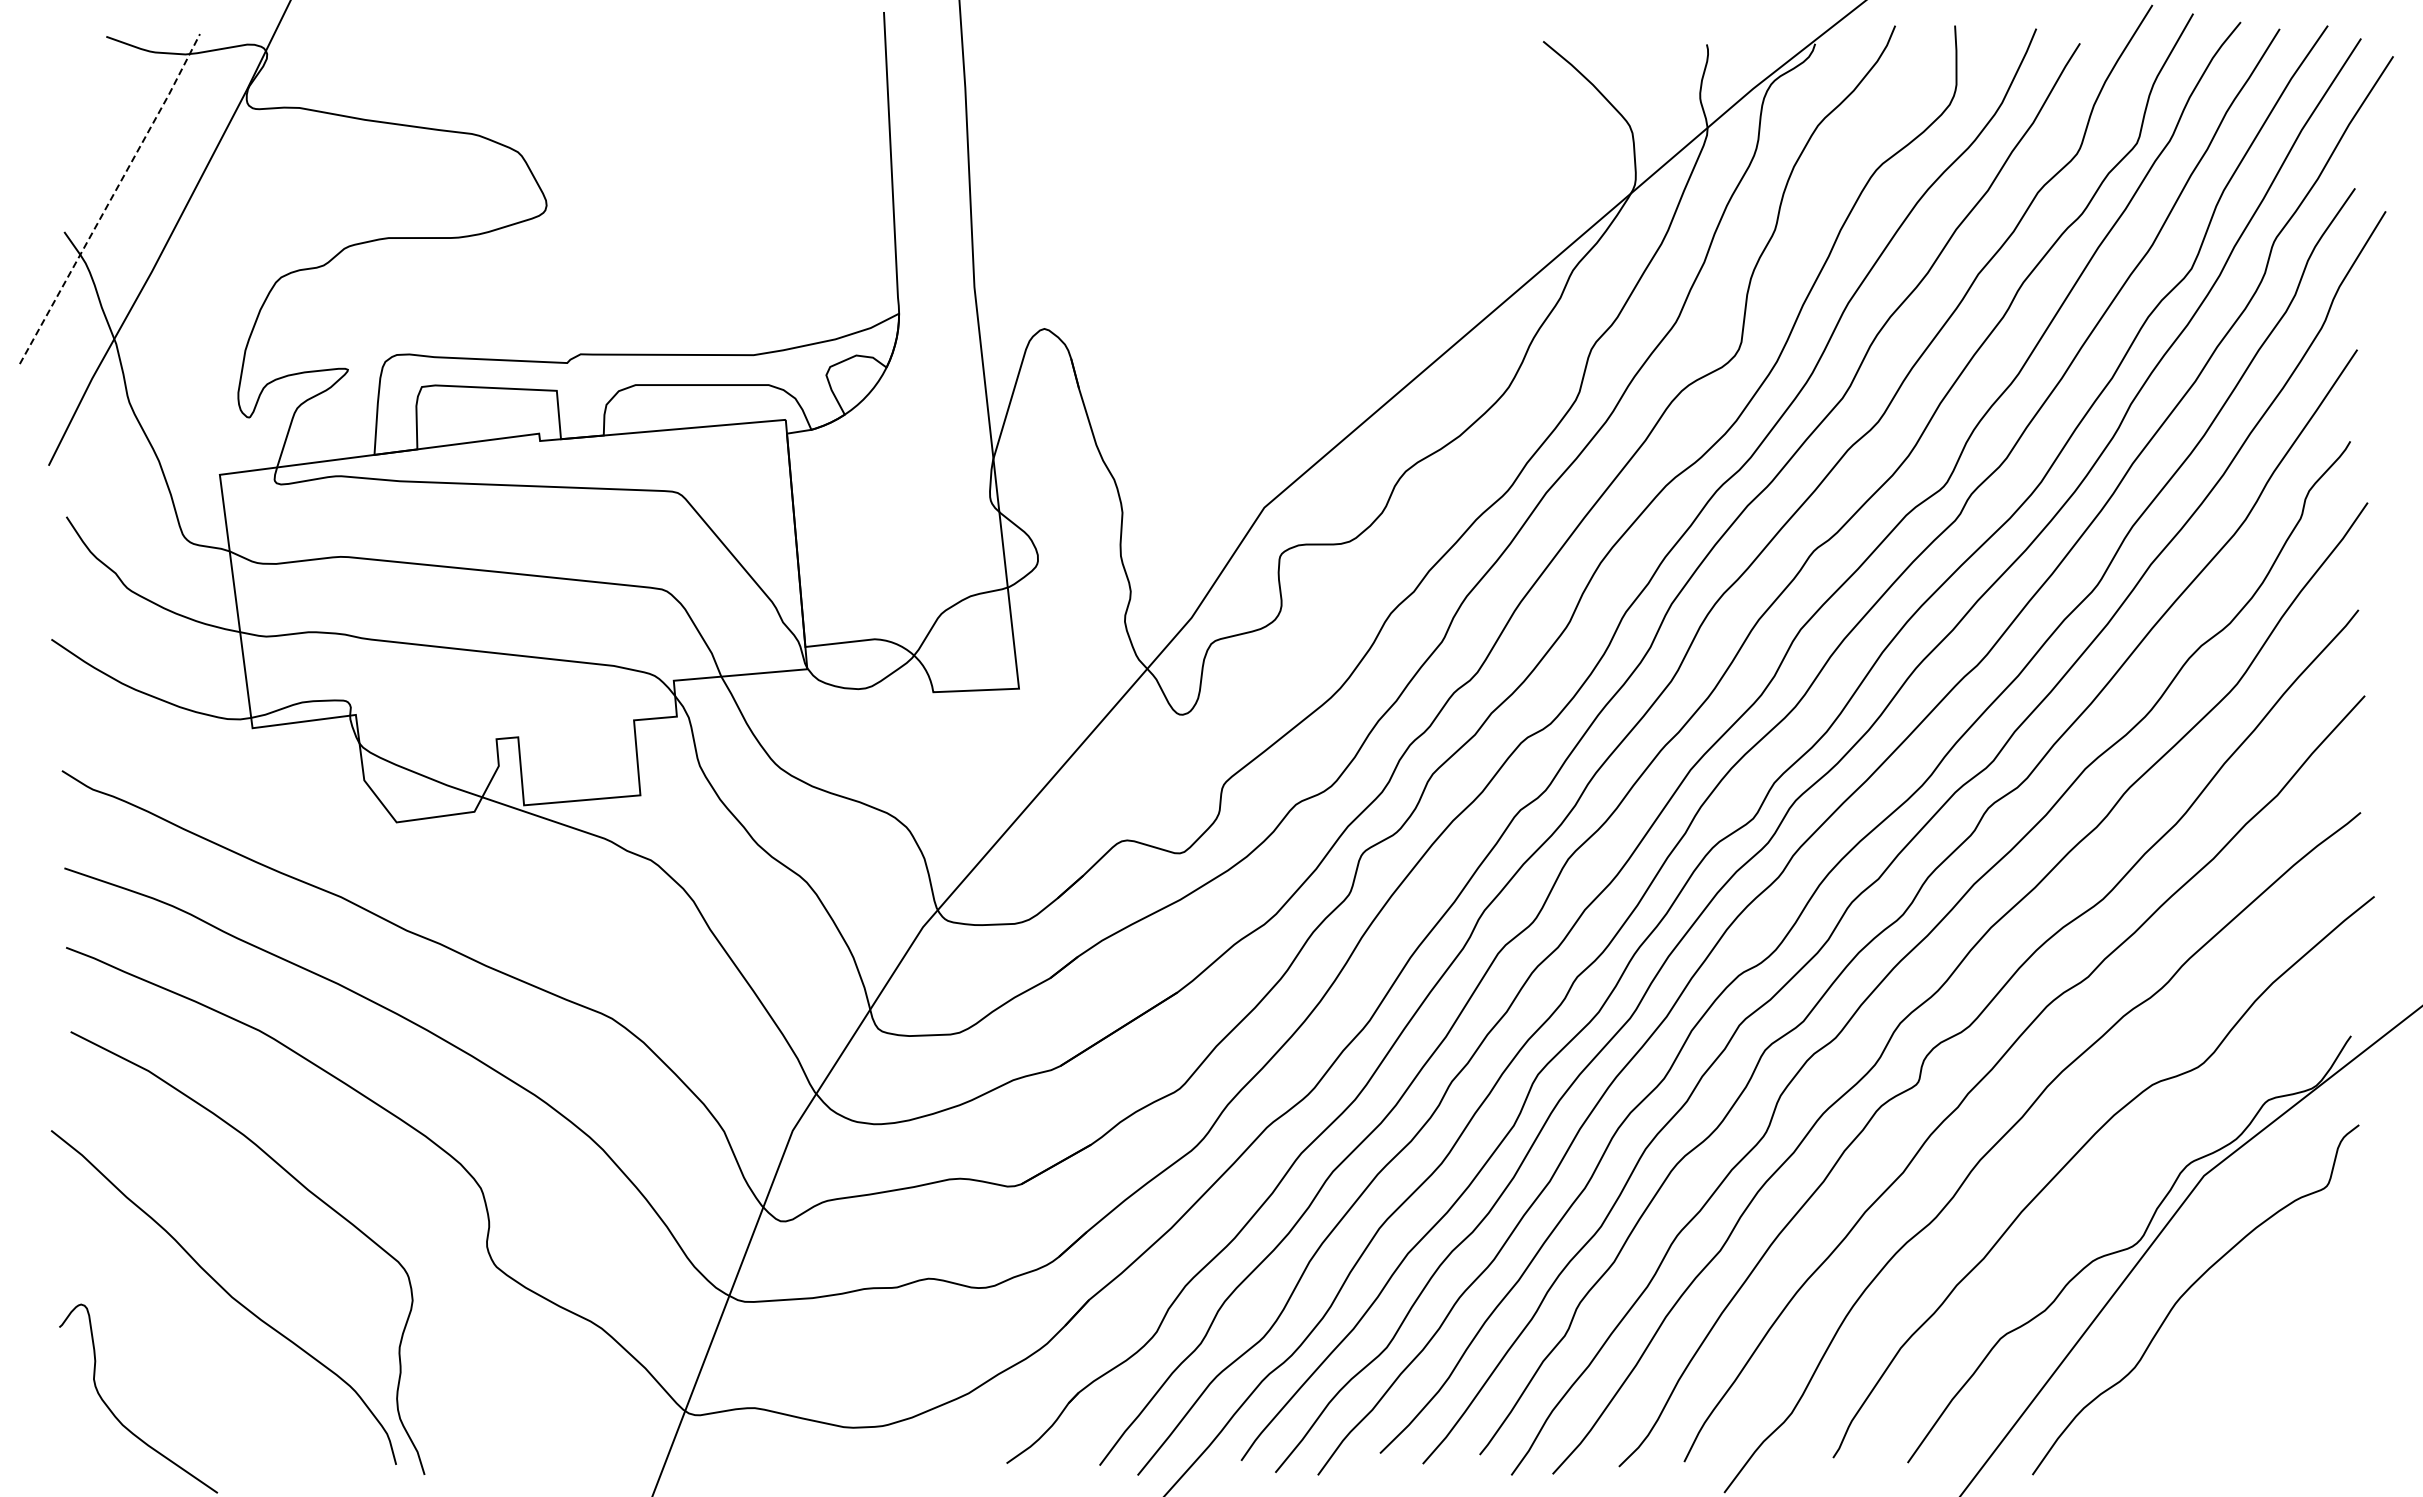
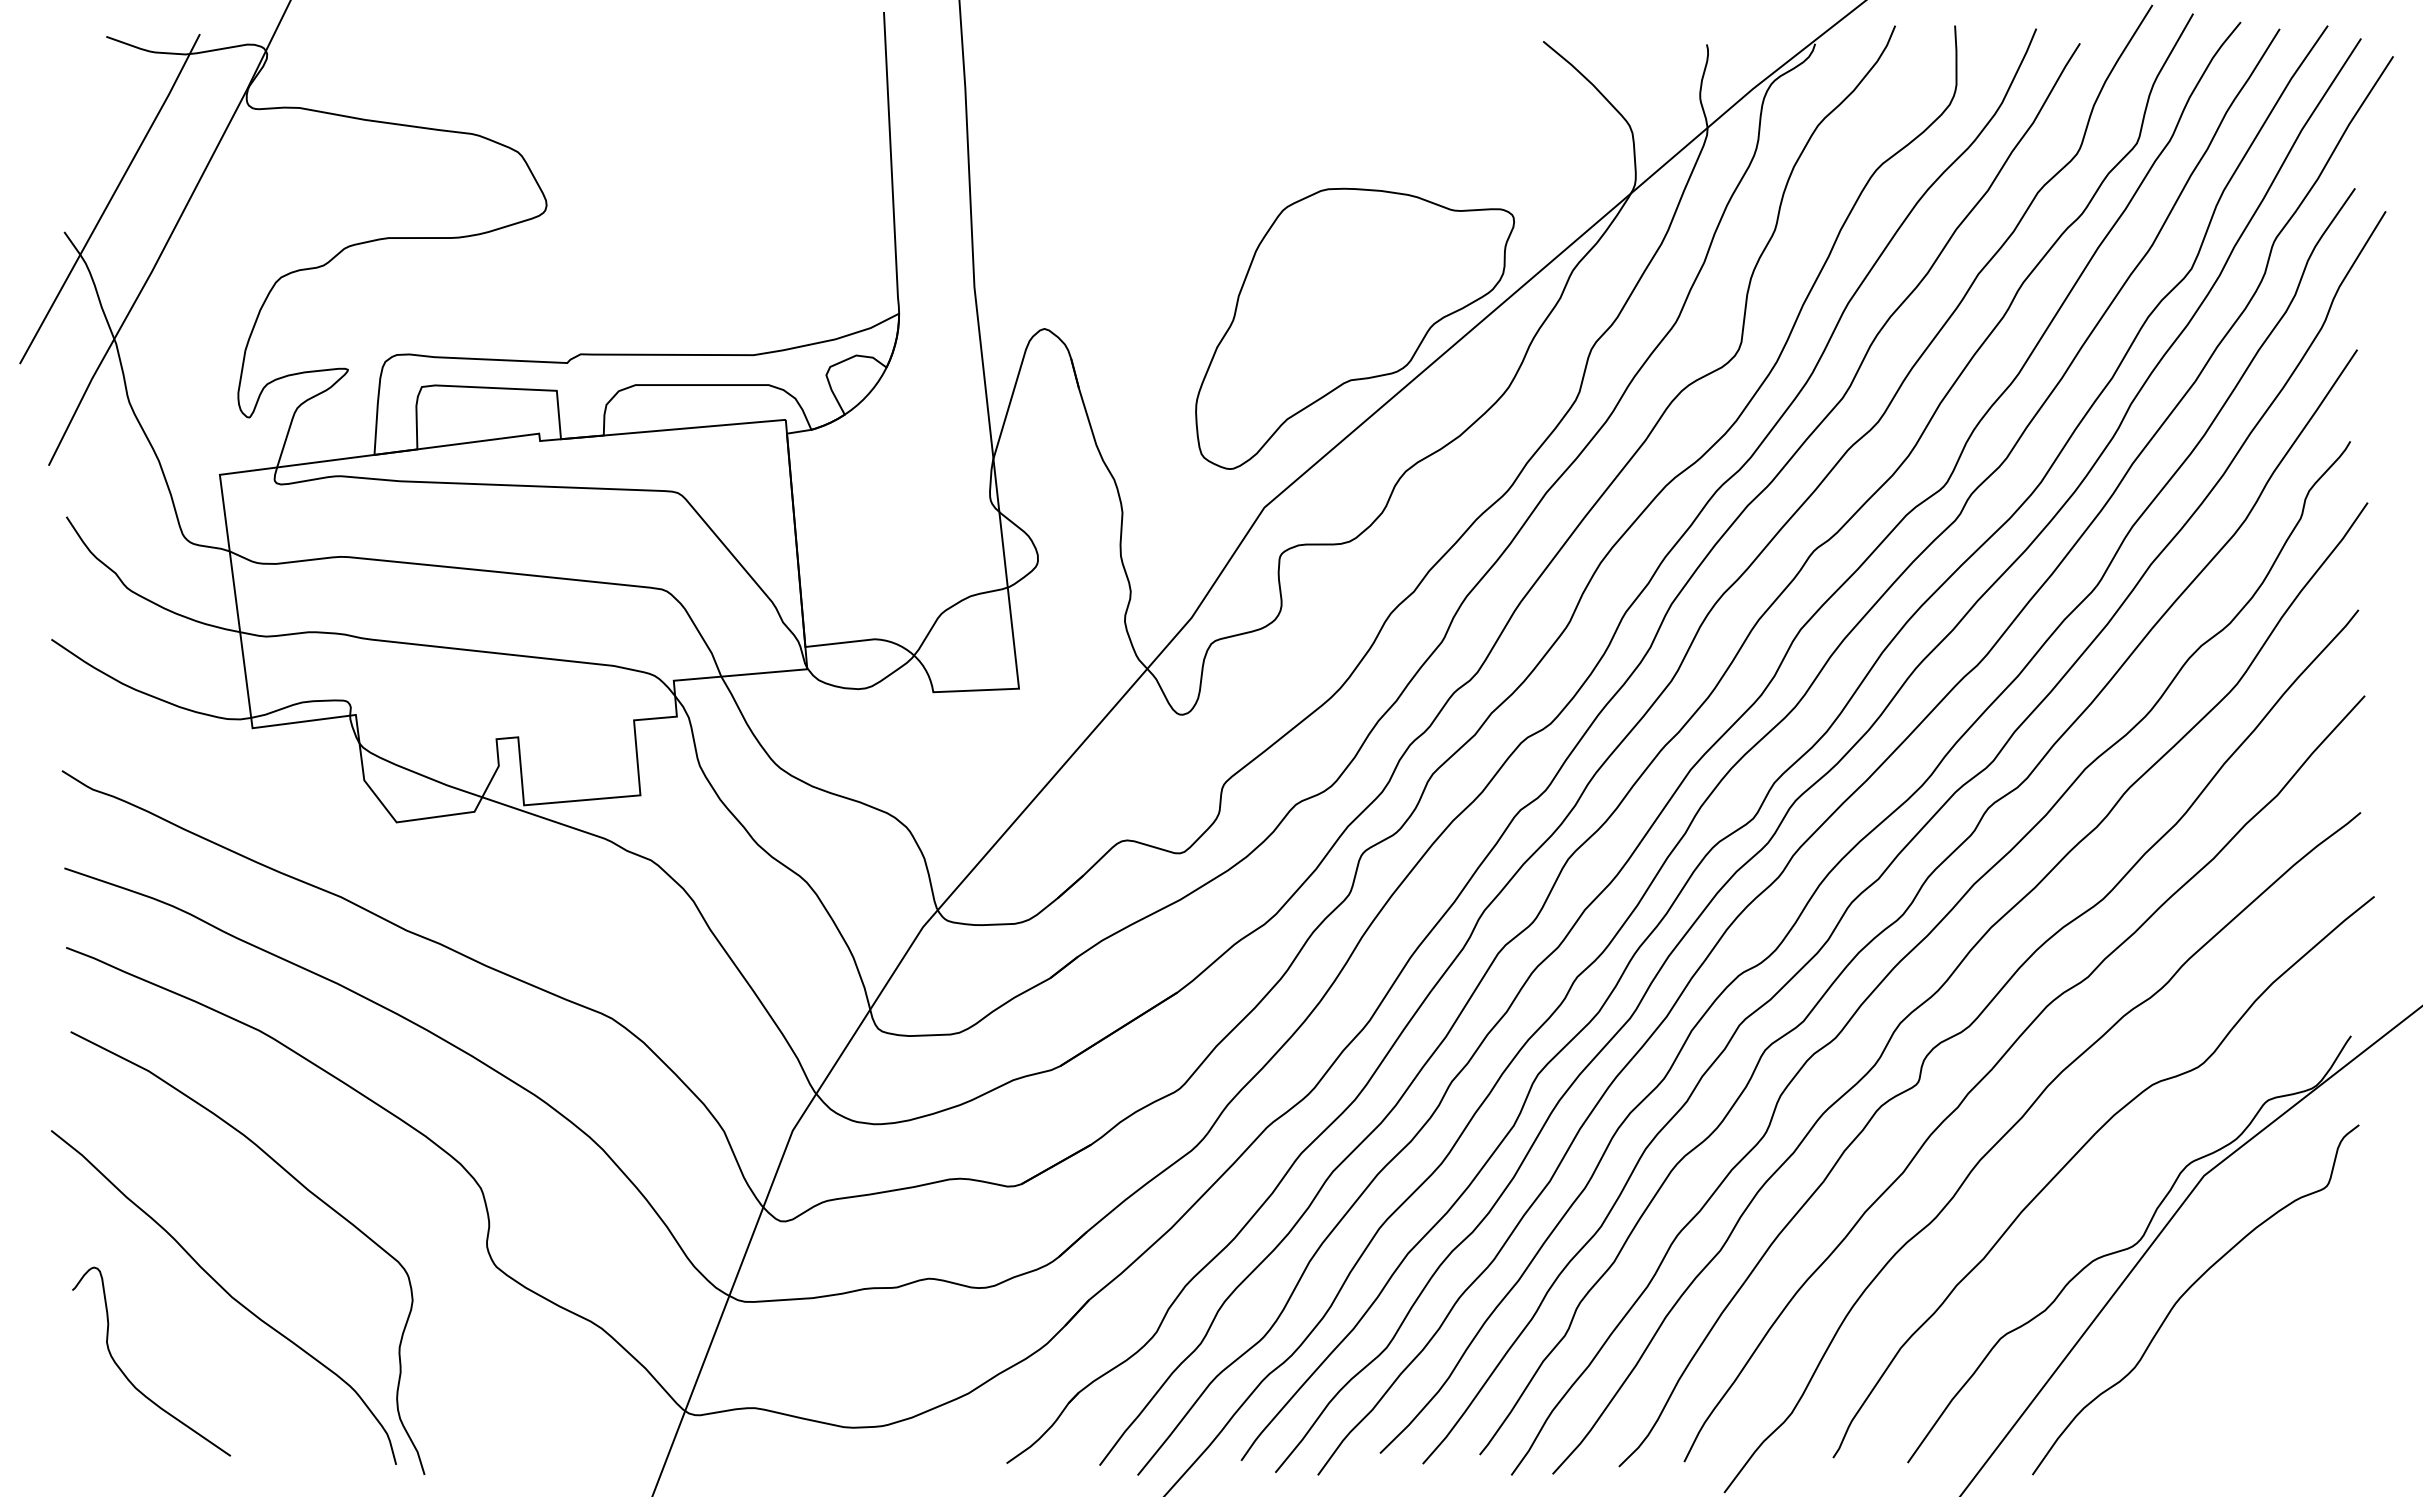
line: dashed -> solid (111, 198)
part: none -> present (1354, 328)
curve position: (118, 1418) -> (131, 1381) (131, 1381)
